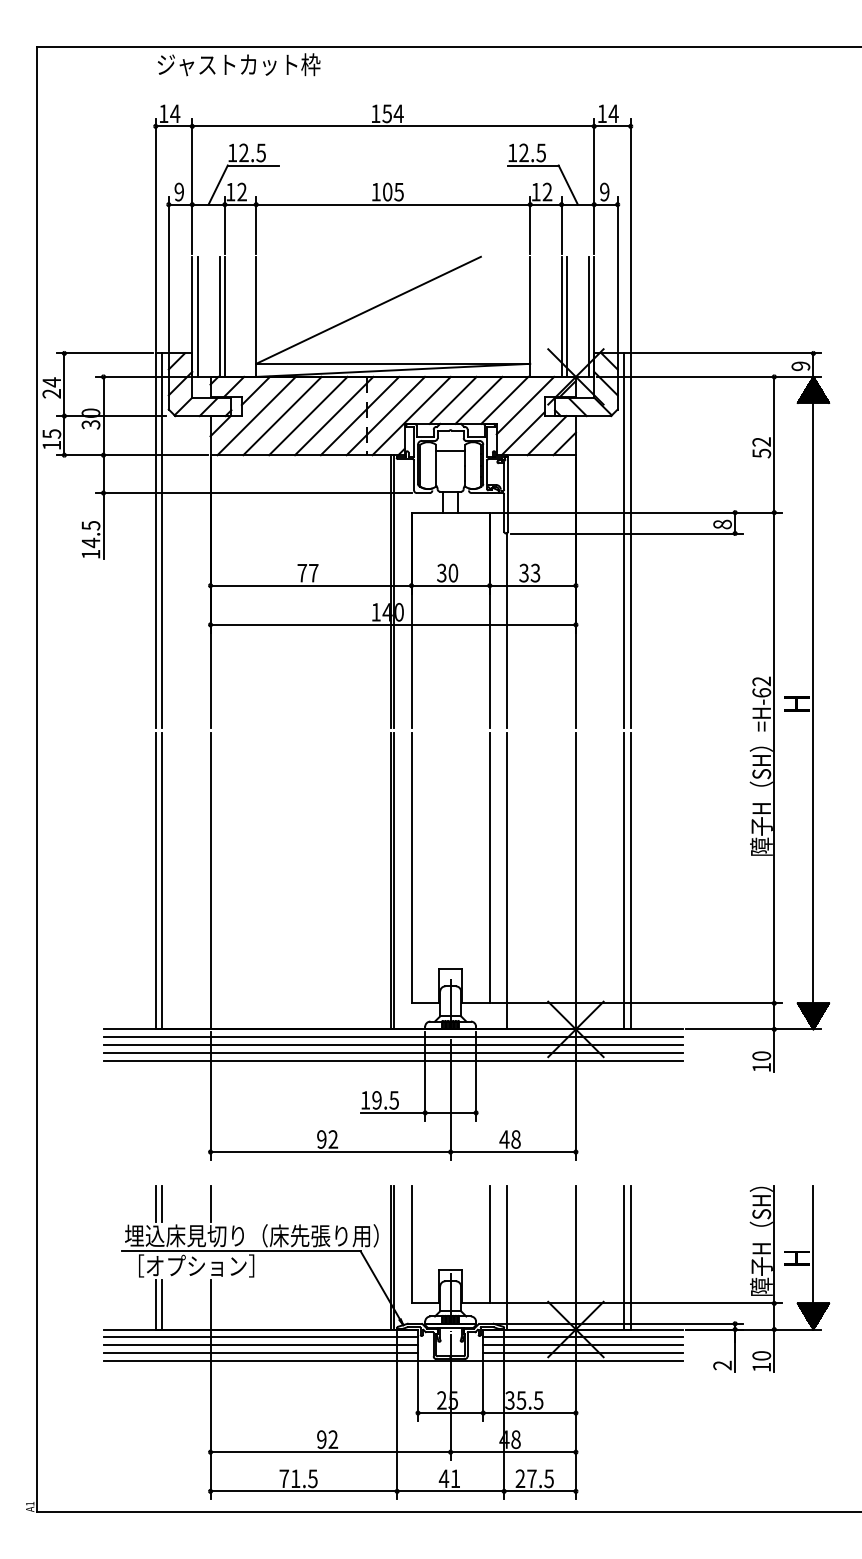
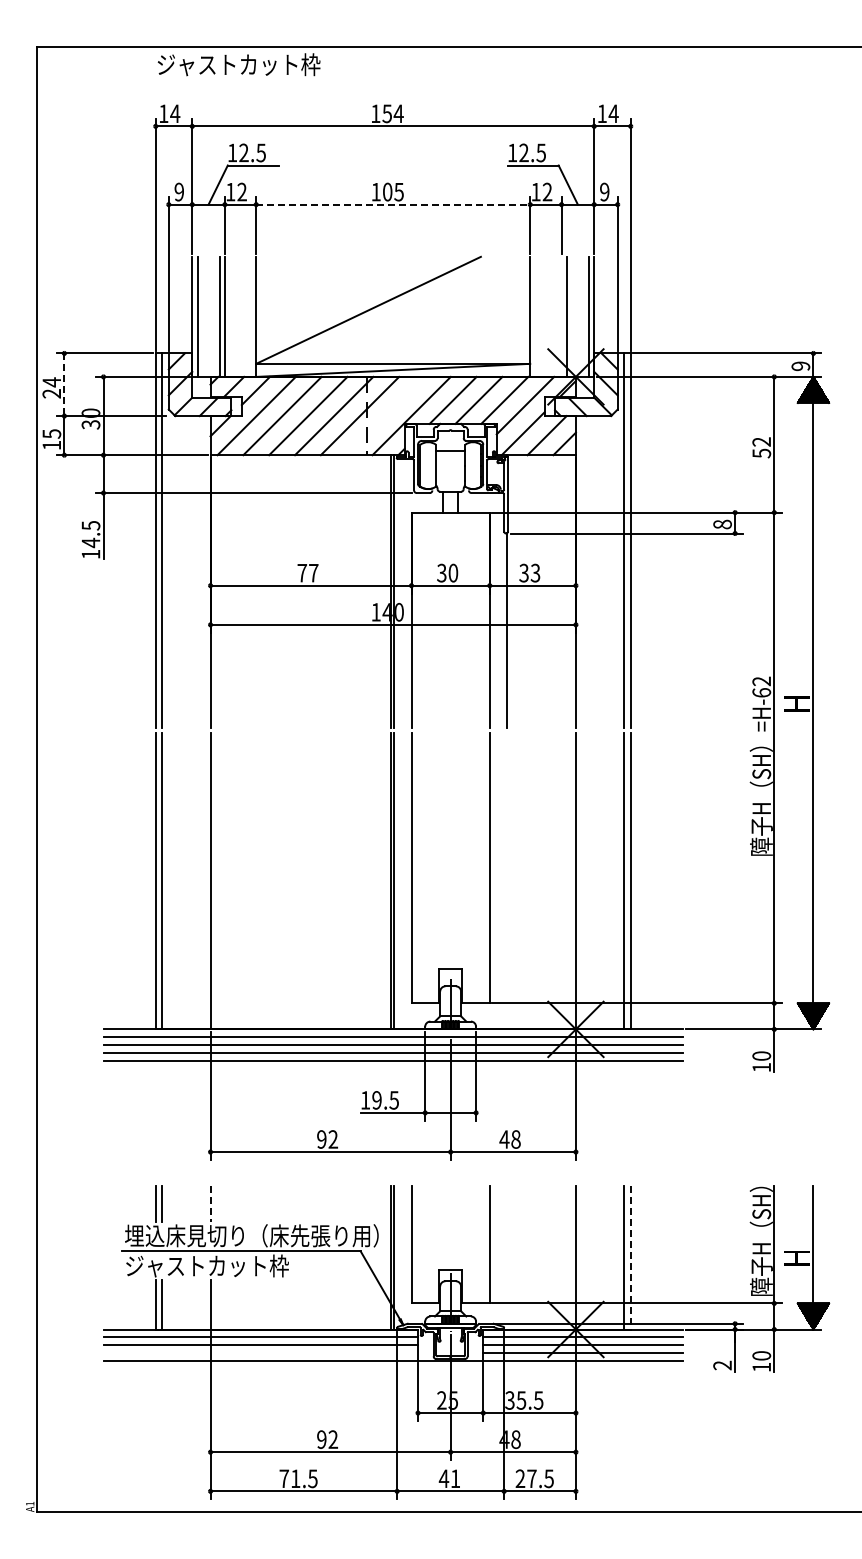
line: solid -> dashed (393, 204)
line: present -> none (561, 316)
line: solid -> dashed (64, 385)
line: present -> none (385, 415)
line: present -> none (507, 881)
line: solid -> dashed (210, 1203)
line: present -> none (507, 1257)
line: solid -> dashed (630, 1257)
text: ［オプション］ -> ジャストカット枠 (207, 1265)
line: present -> none (260, 1353)
